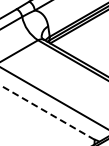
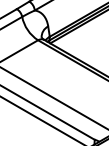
line: dashed -> solid (47, 112)
line: none -> present (41, 119)
